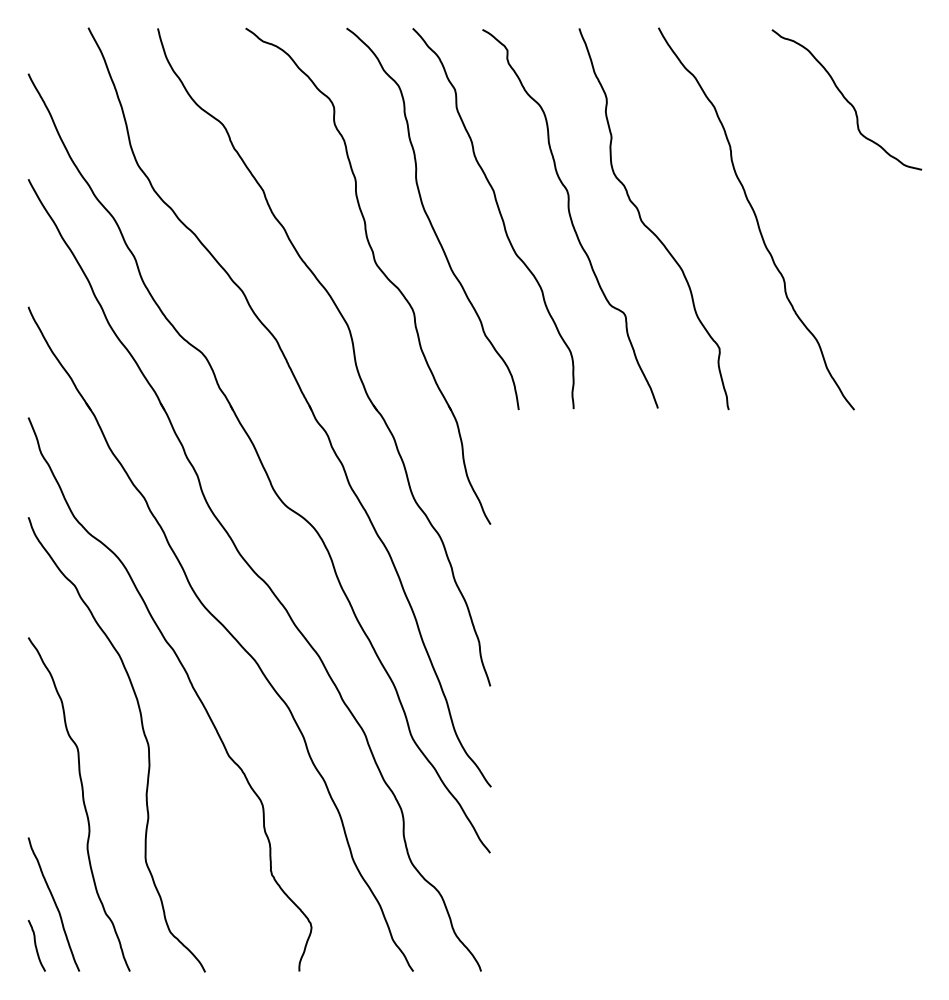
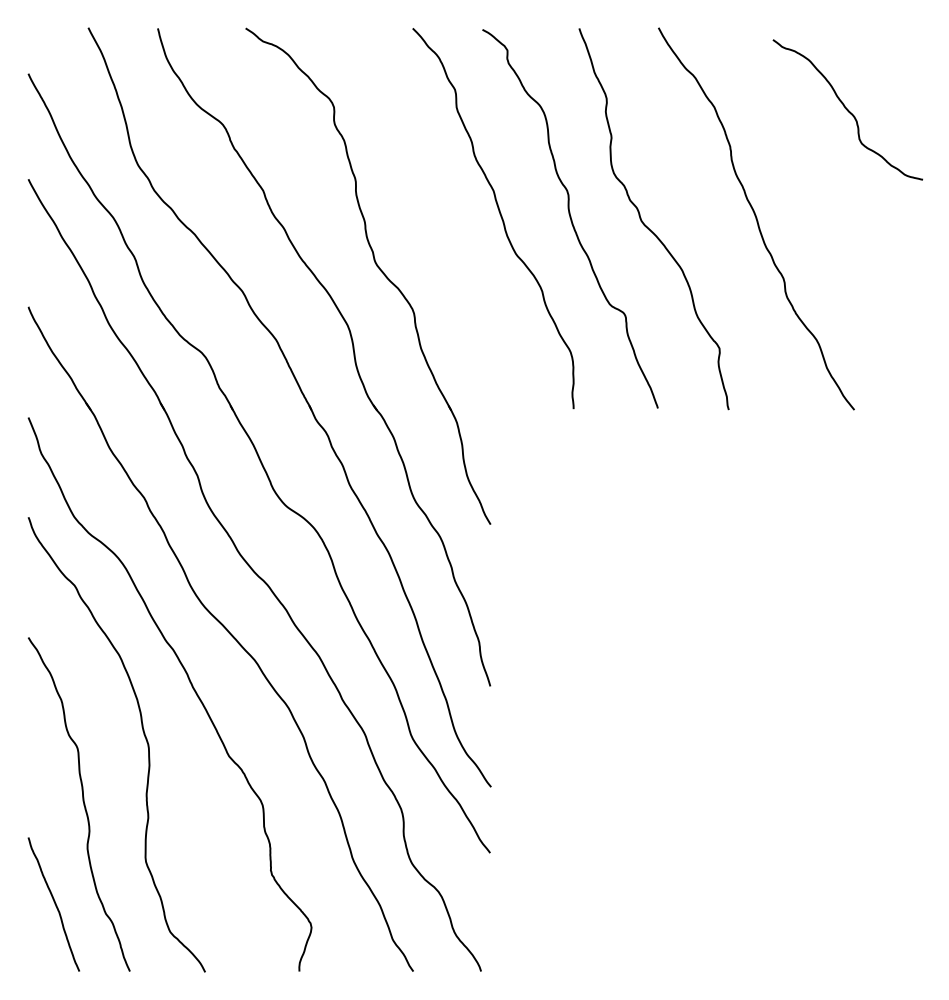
curve position: (846, 99) -> (847, 109) (847, 109)
curve: present -> none (430, 219)
curve: present -> none (36, 945)
